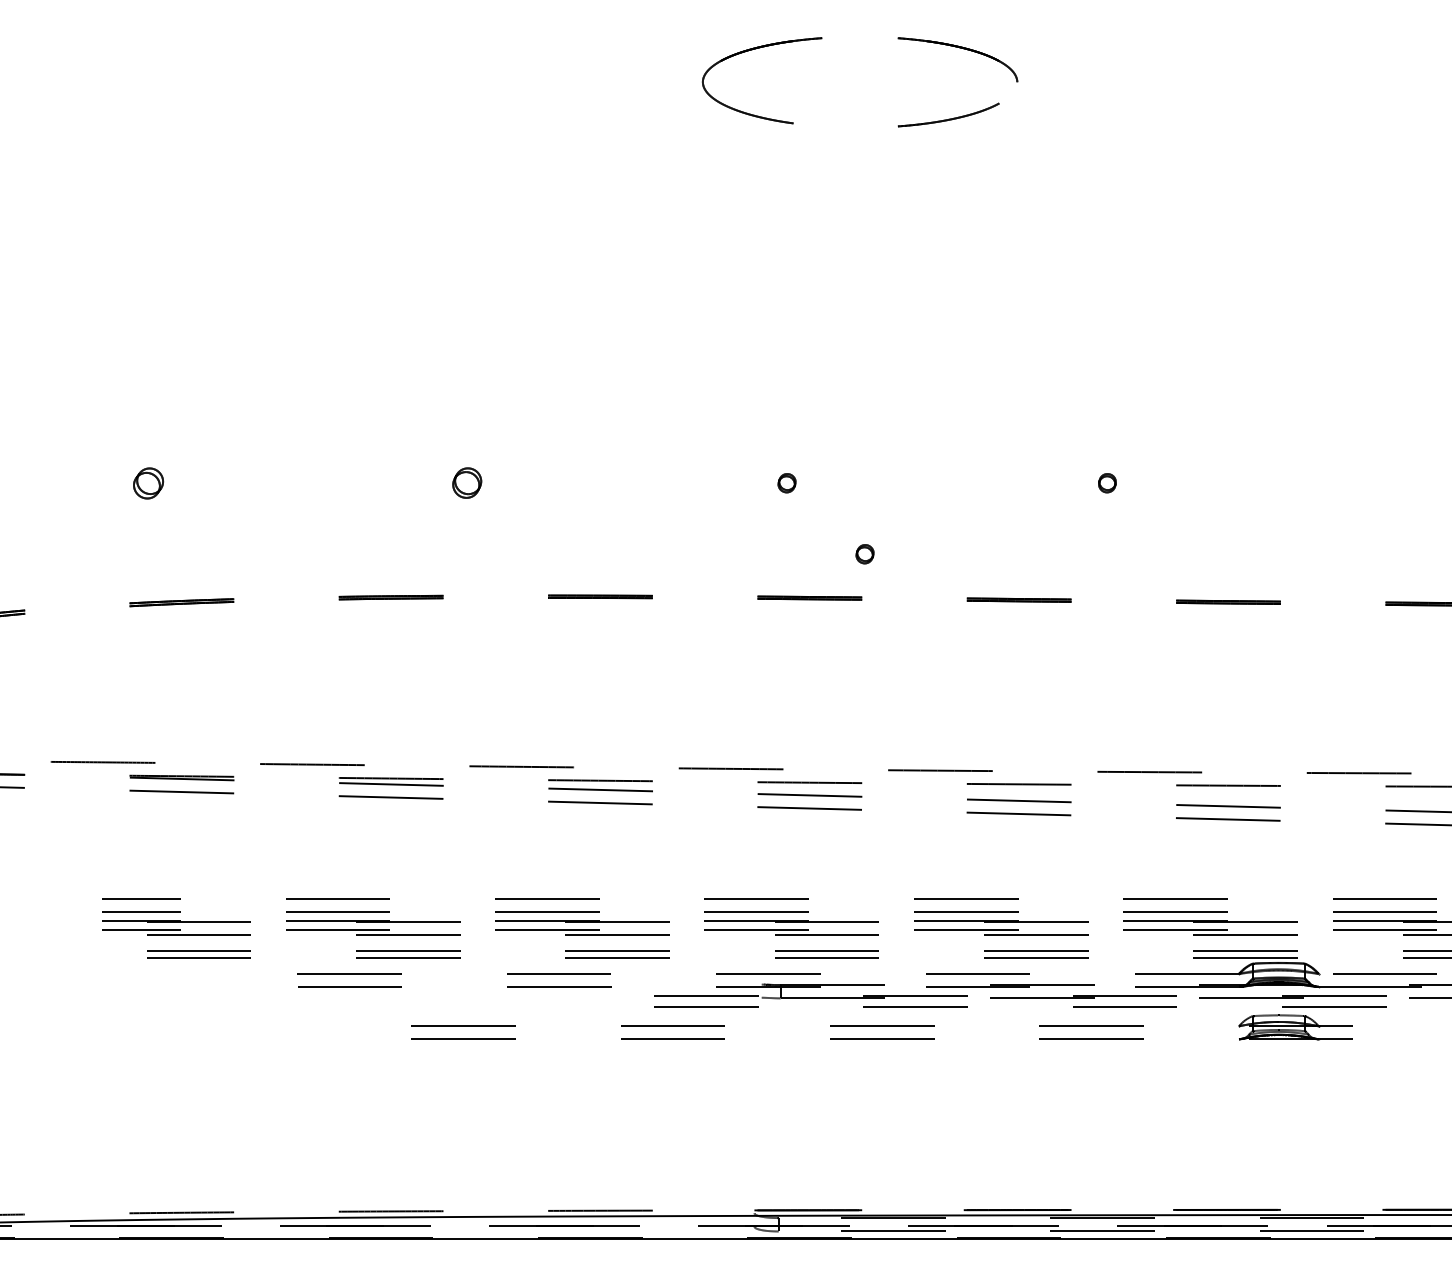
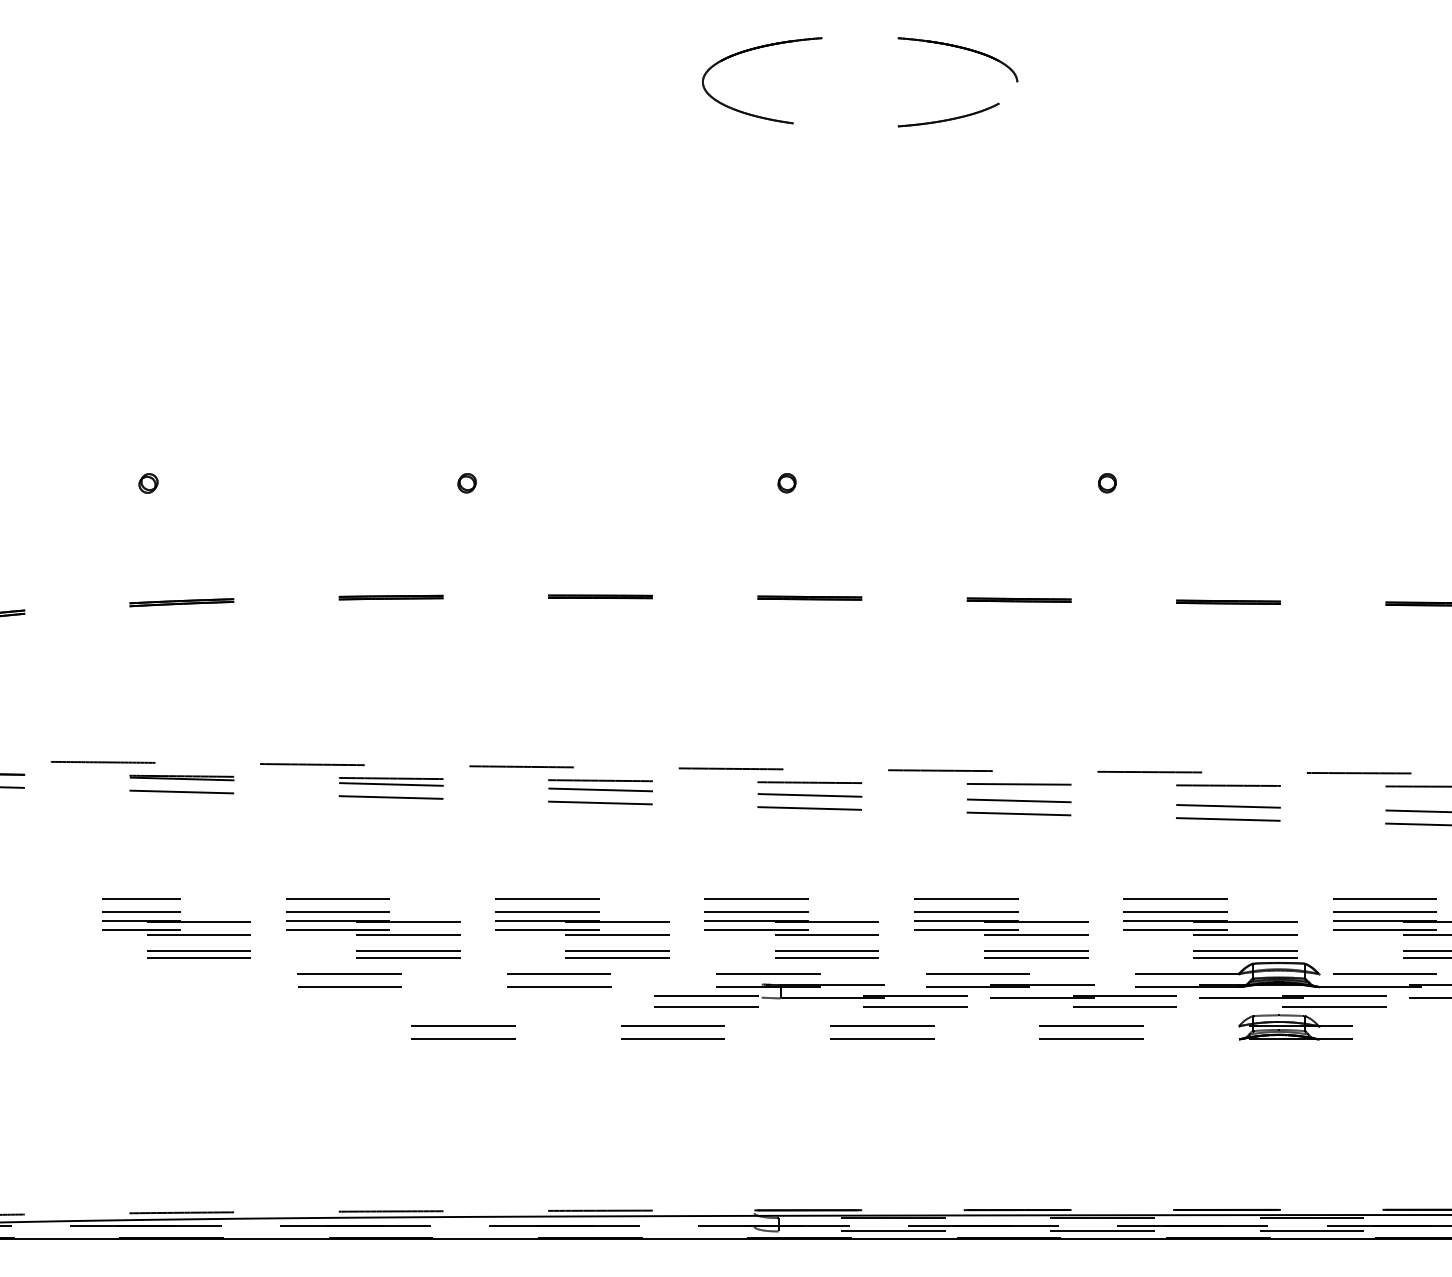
part size: 31x32 px -> 20x21 px (466, 483)
part size: 32x33 px -> 21x21 px (148, 483)
part: present -> none (864, 554)
